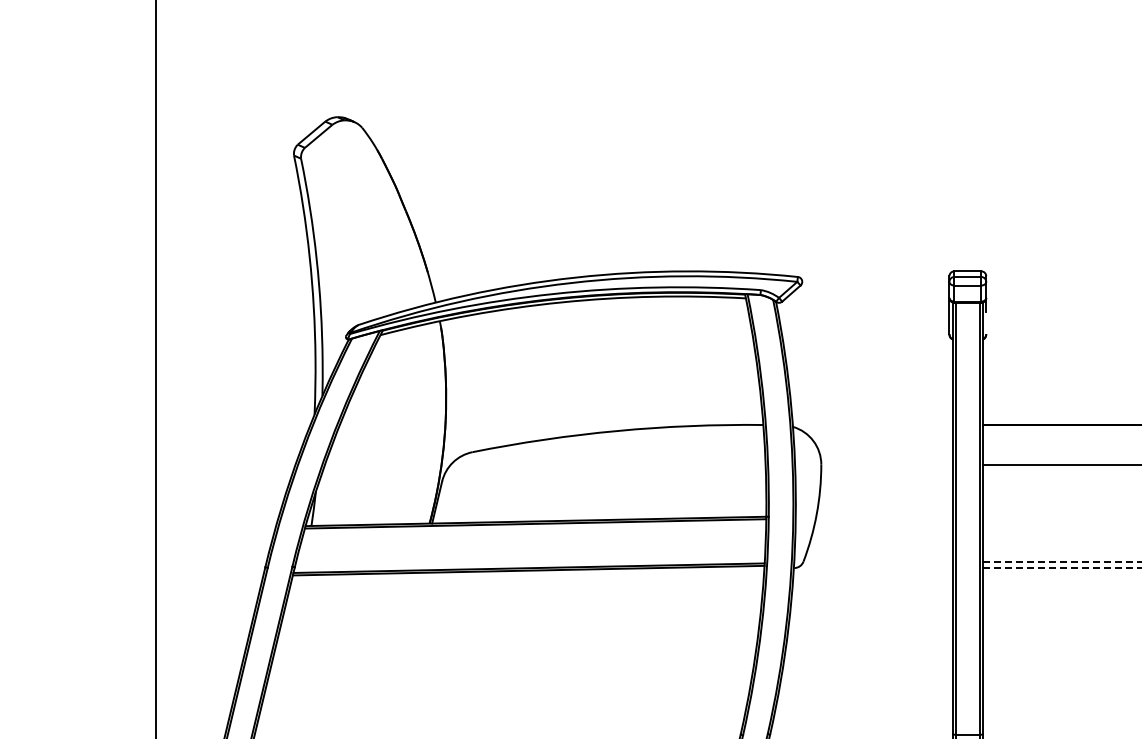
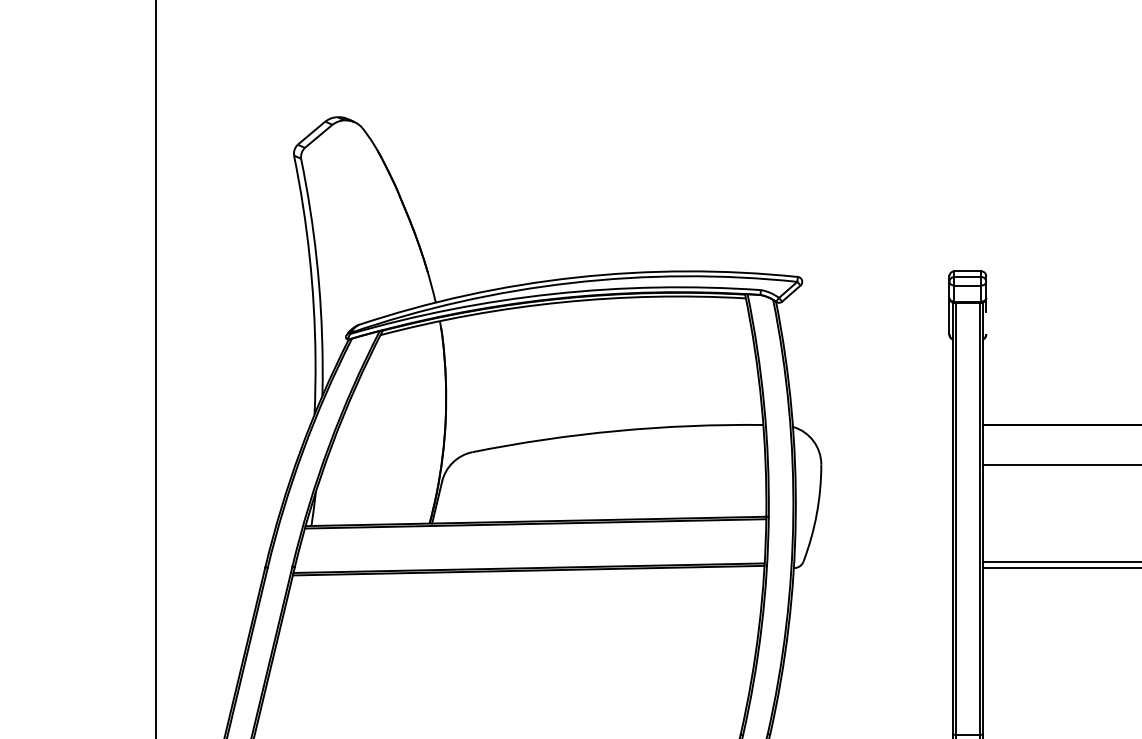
line: dashed -> solid (1062, 561)
line: dashed -> solid (1062, 568)
